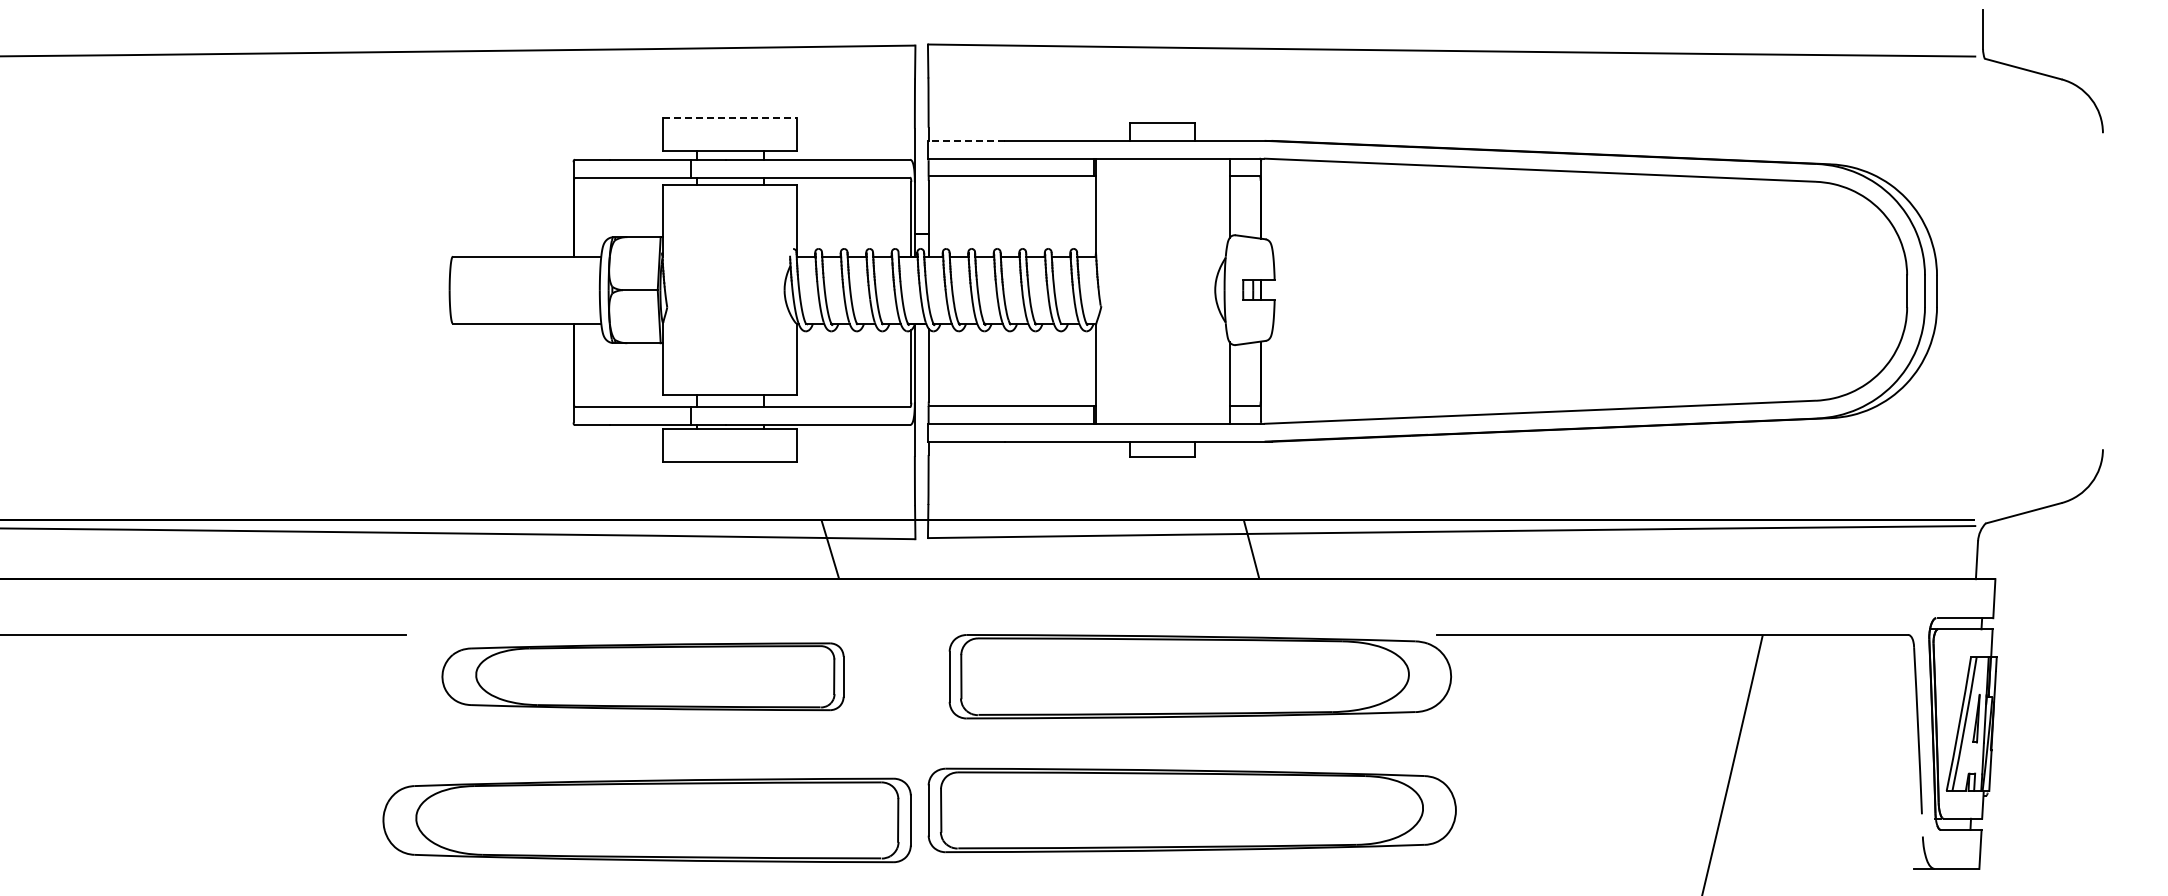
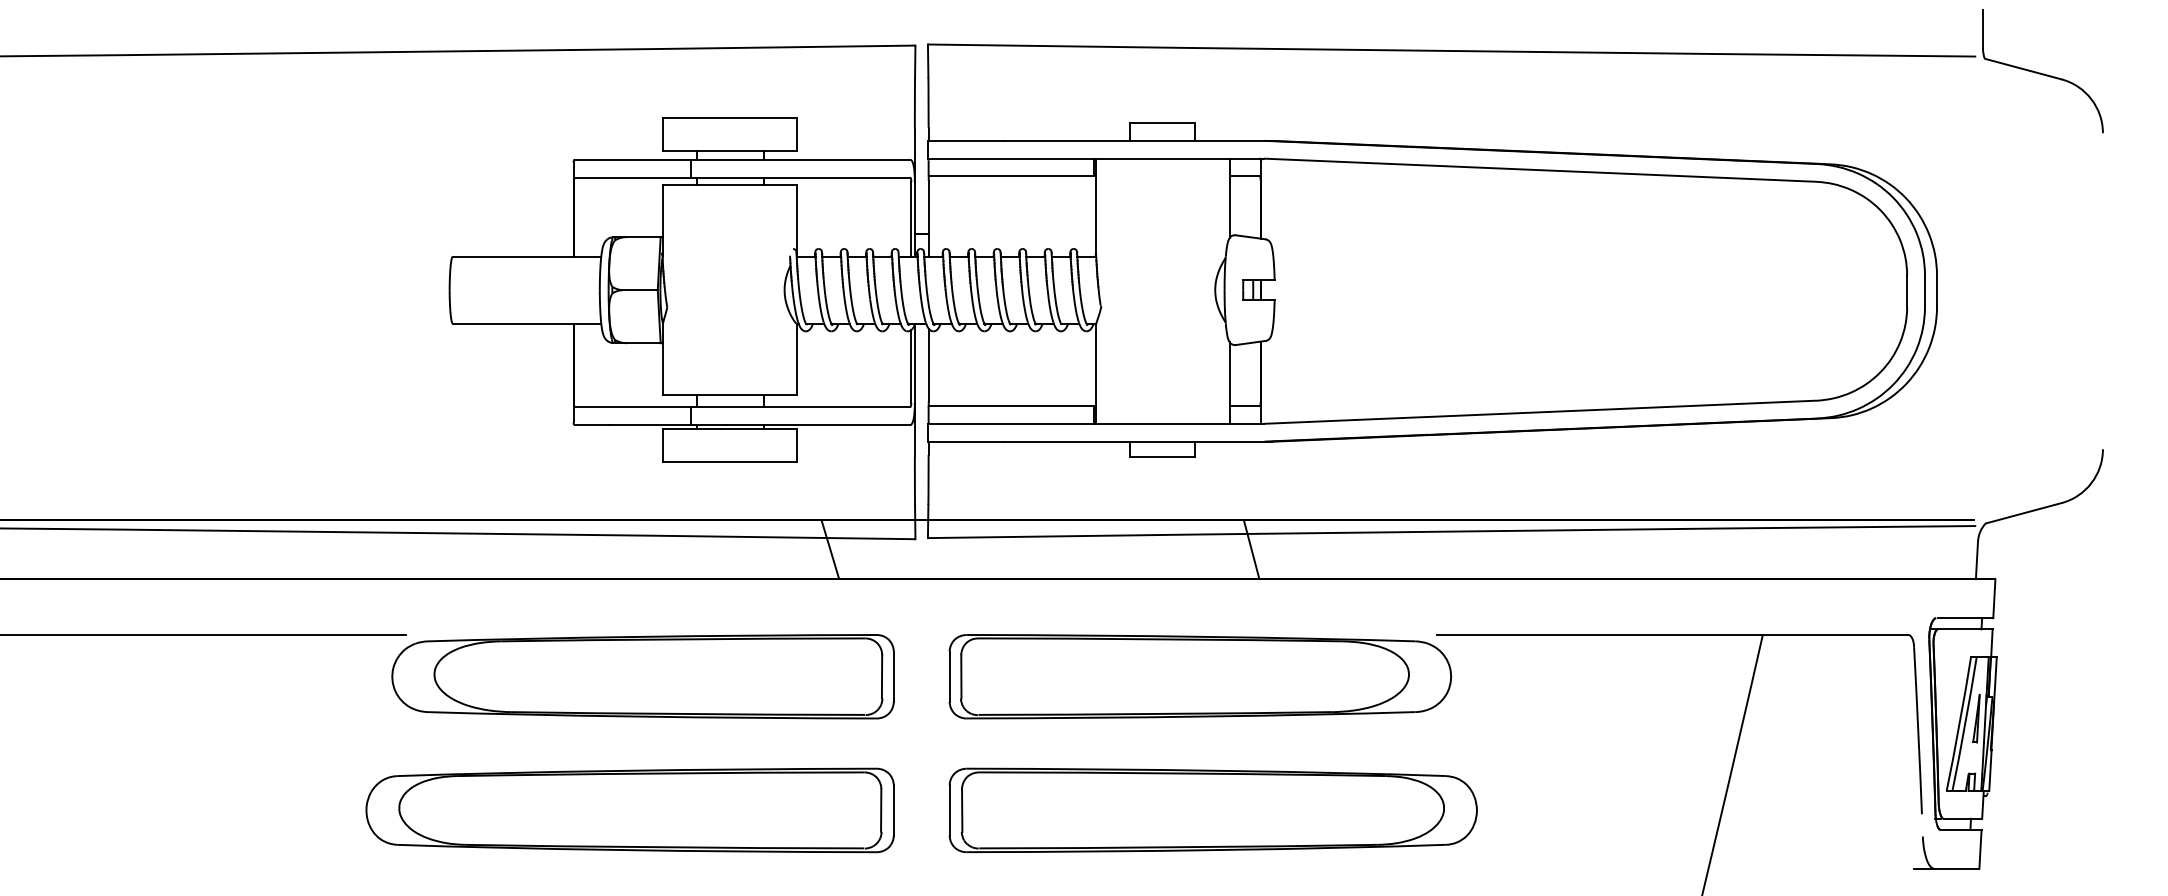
line: dashed -> solid (730, 117)
line: dashed -> solid (966, 140)
part size: 404x70 px -> 504x86 px (642, 676)
part position: (1191, 810) -> (1212, 810) (1212, 810)
part position: (646, 820) -> (629, 810) (629, 810)
